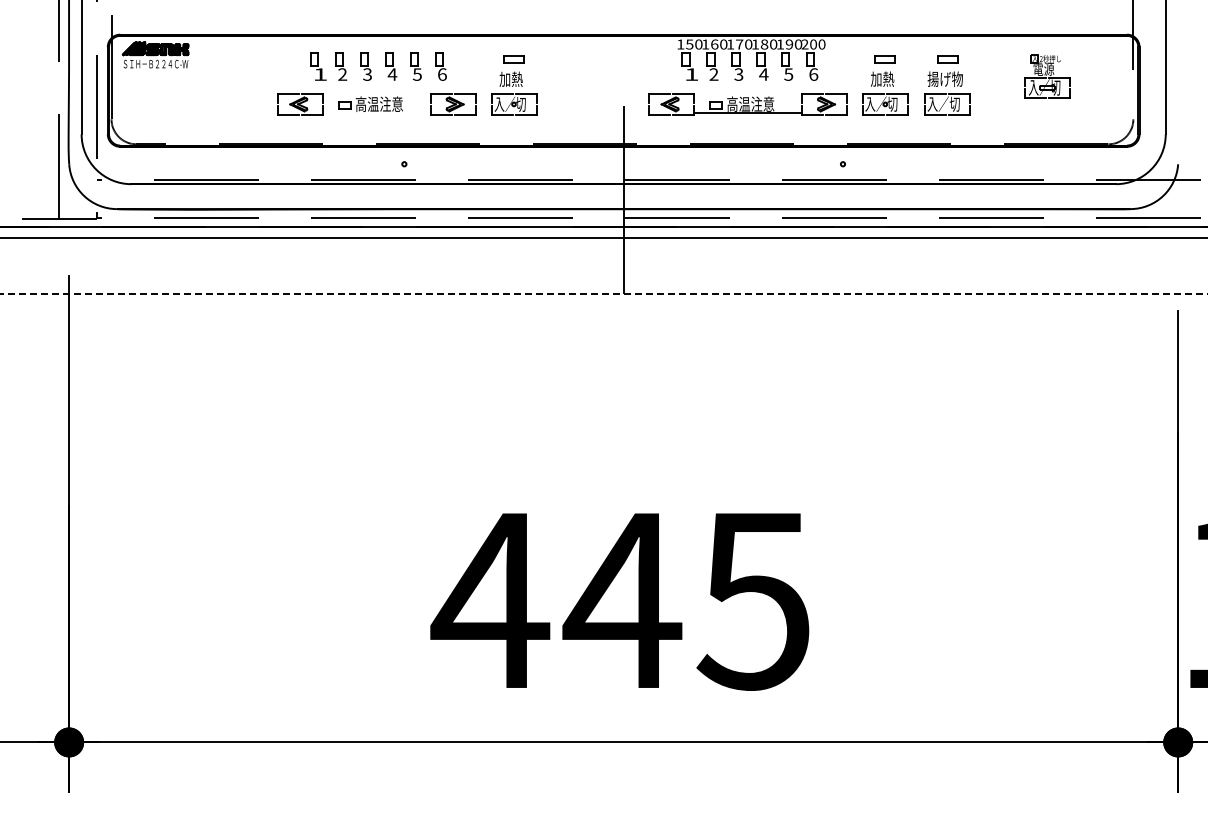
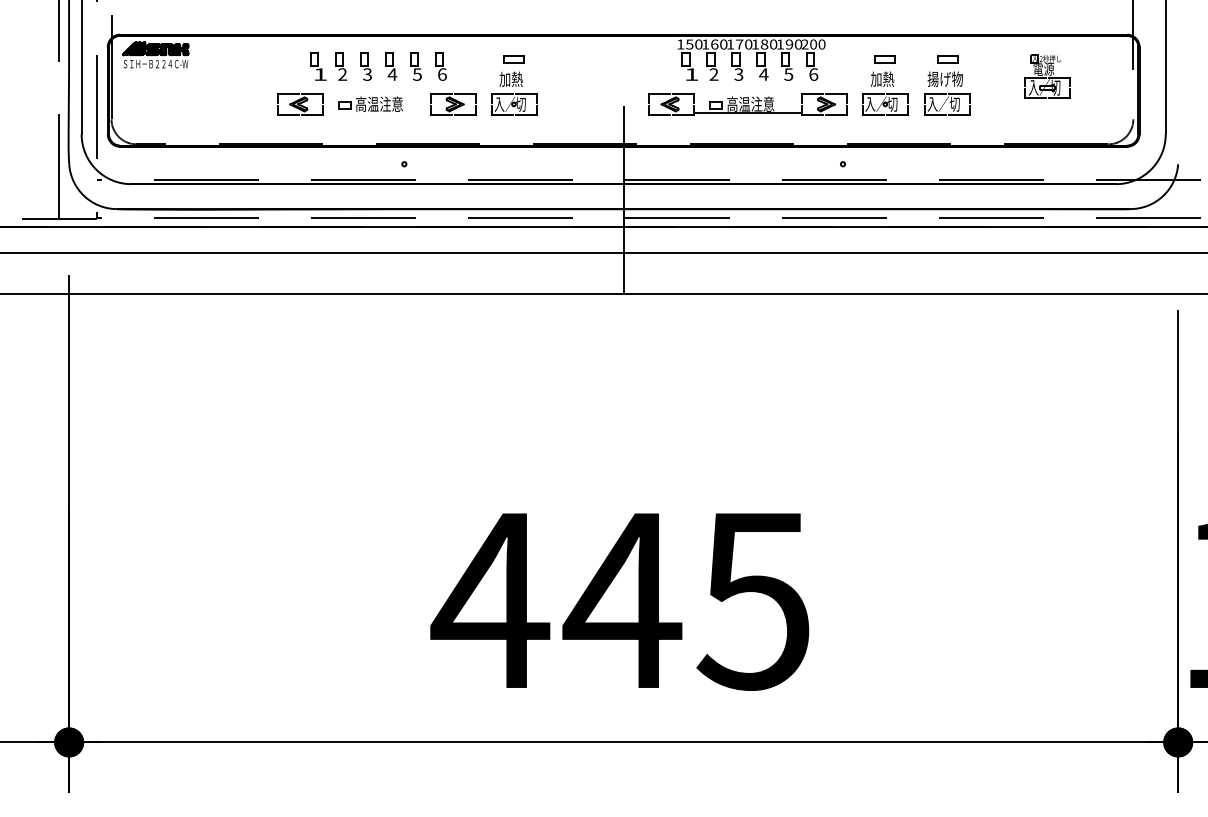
line position: (603, 237) -> (603, 252) (603, 252)
line: dashed -> solid (604, 293)
